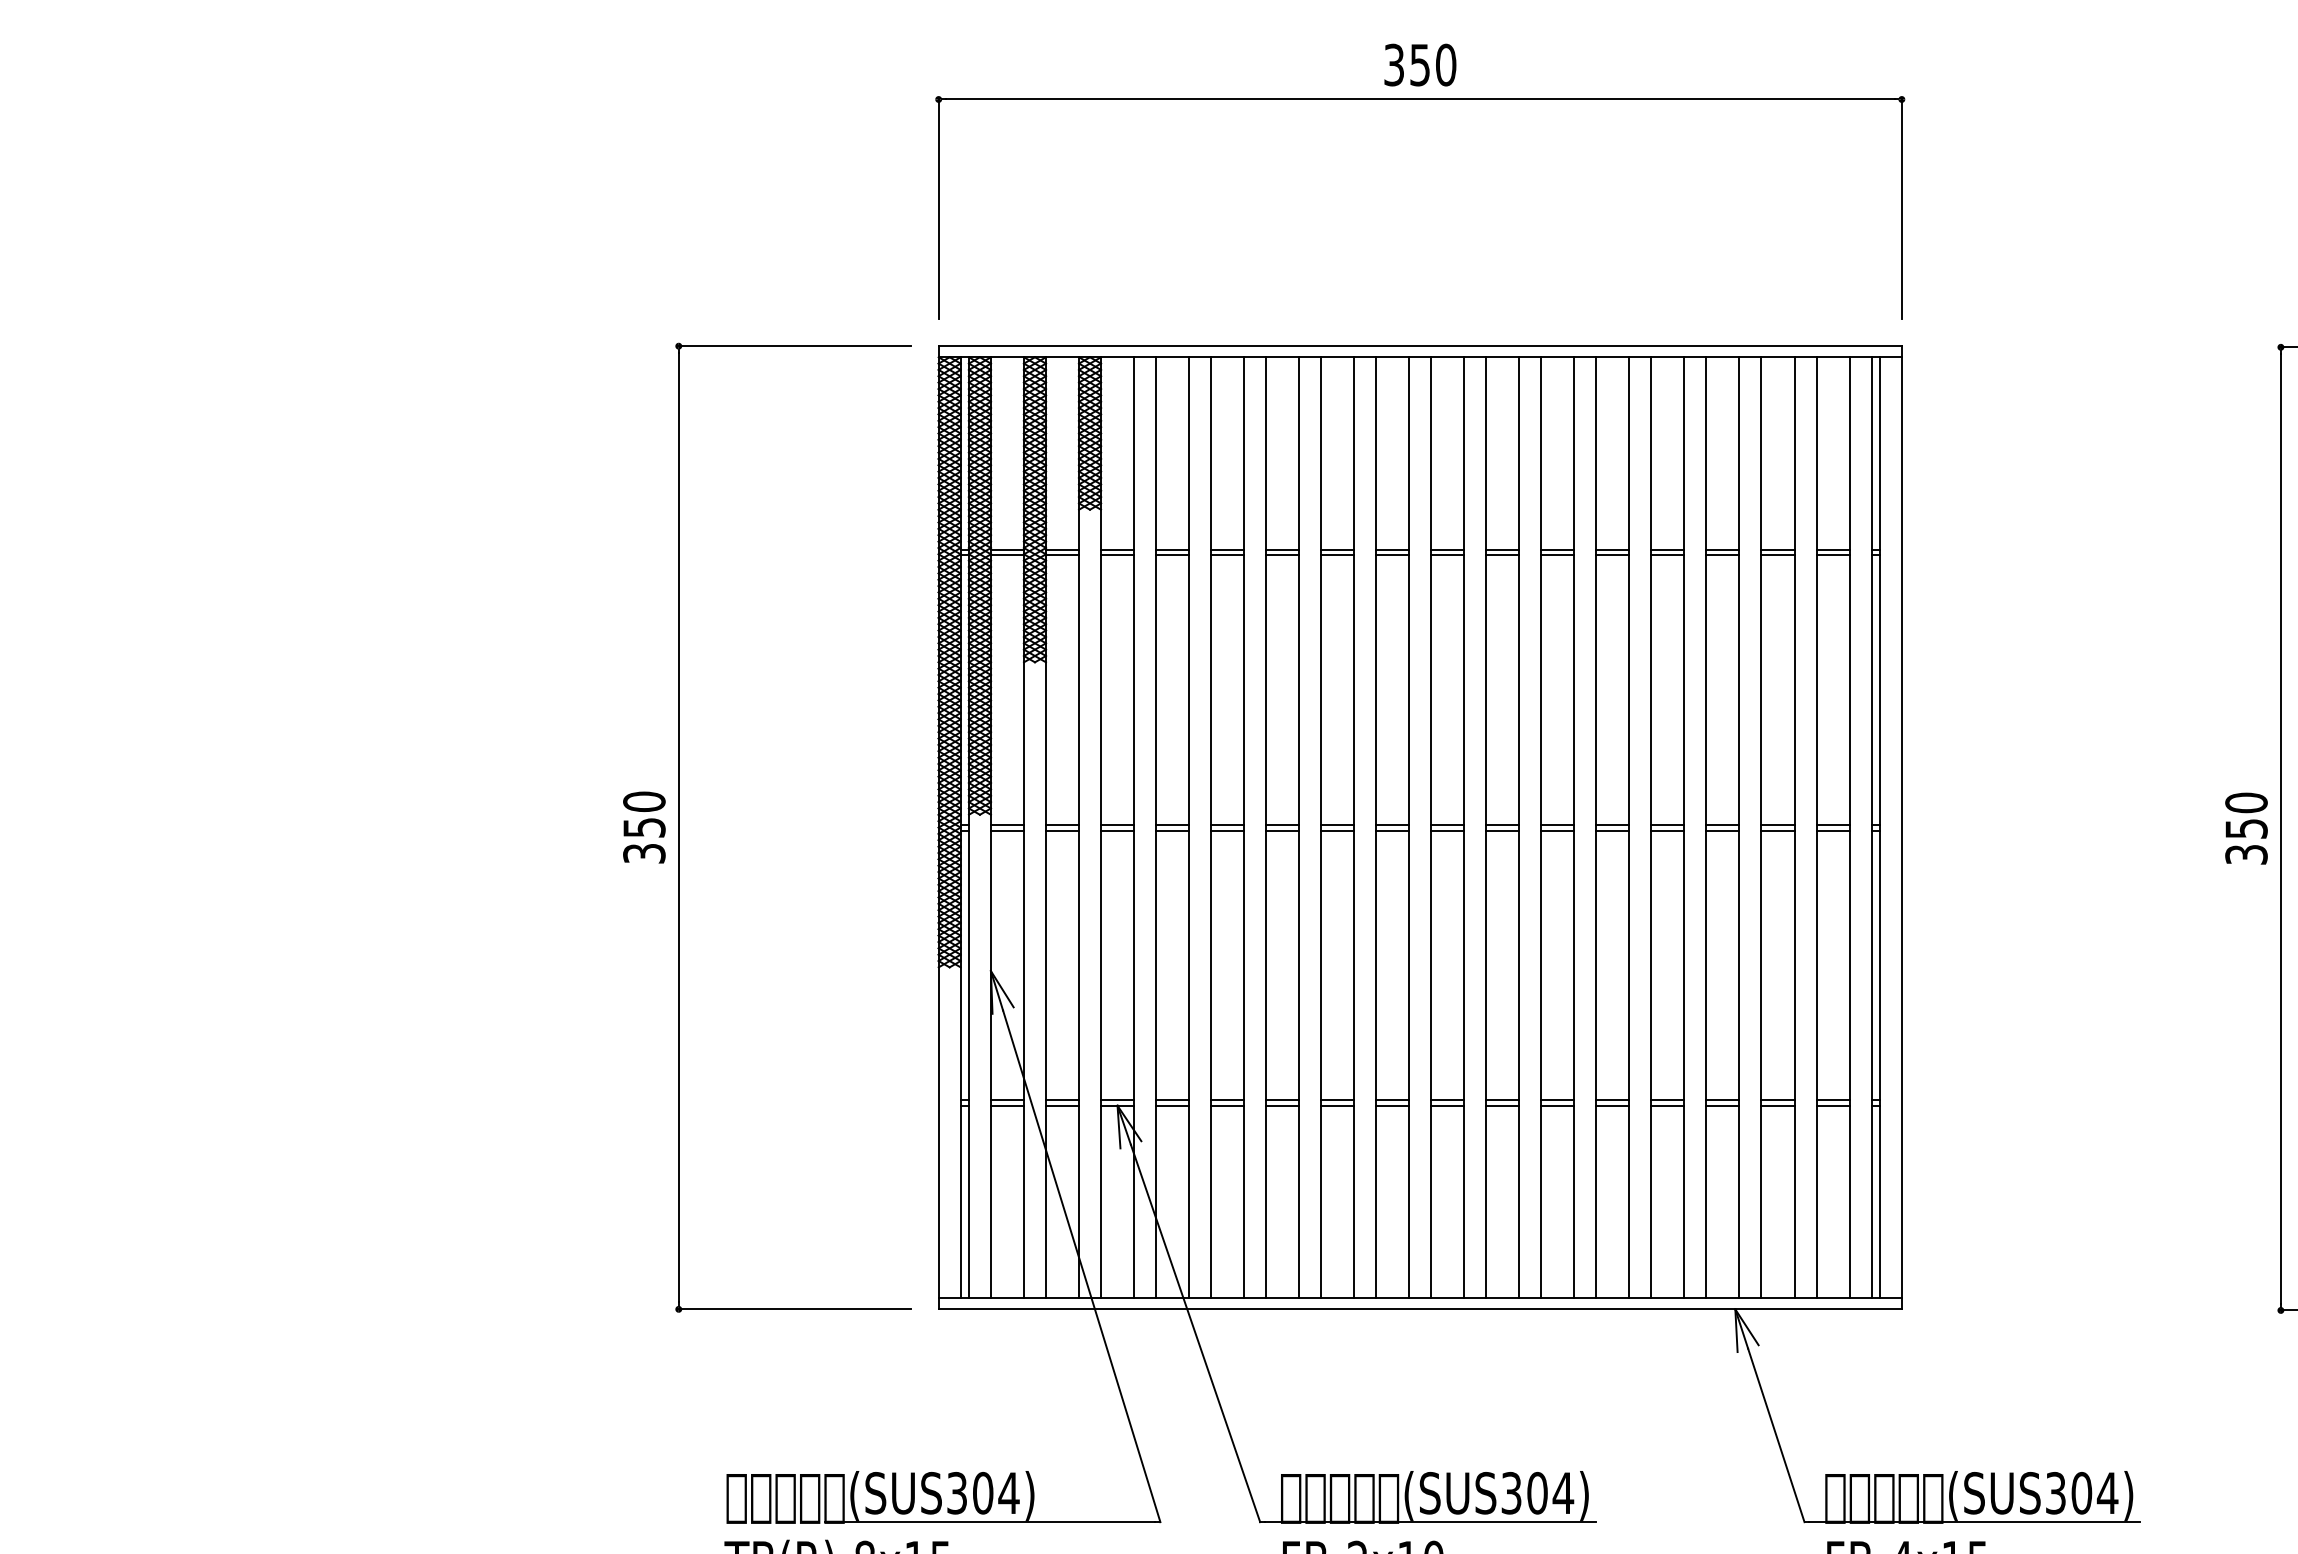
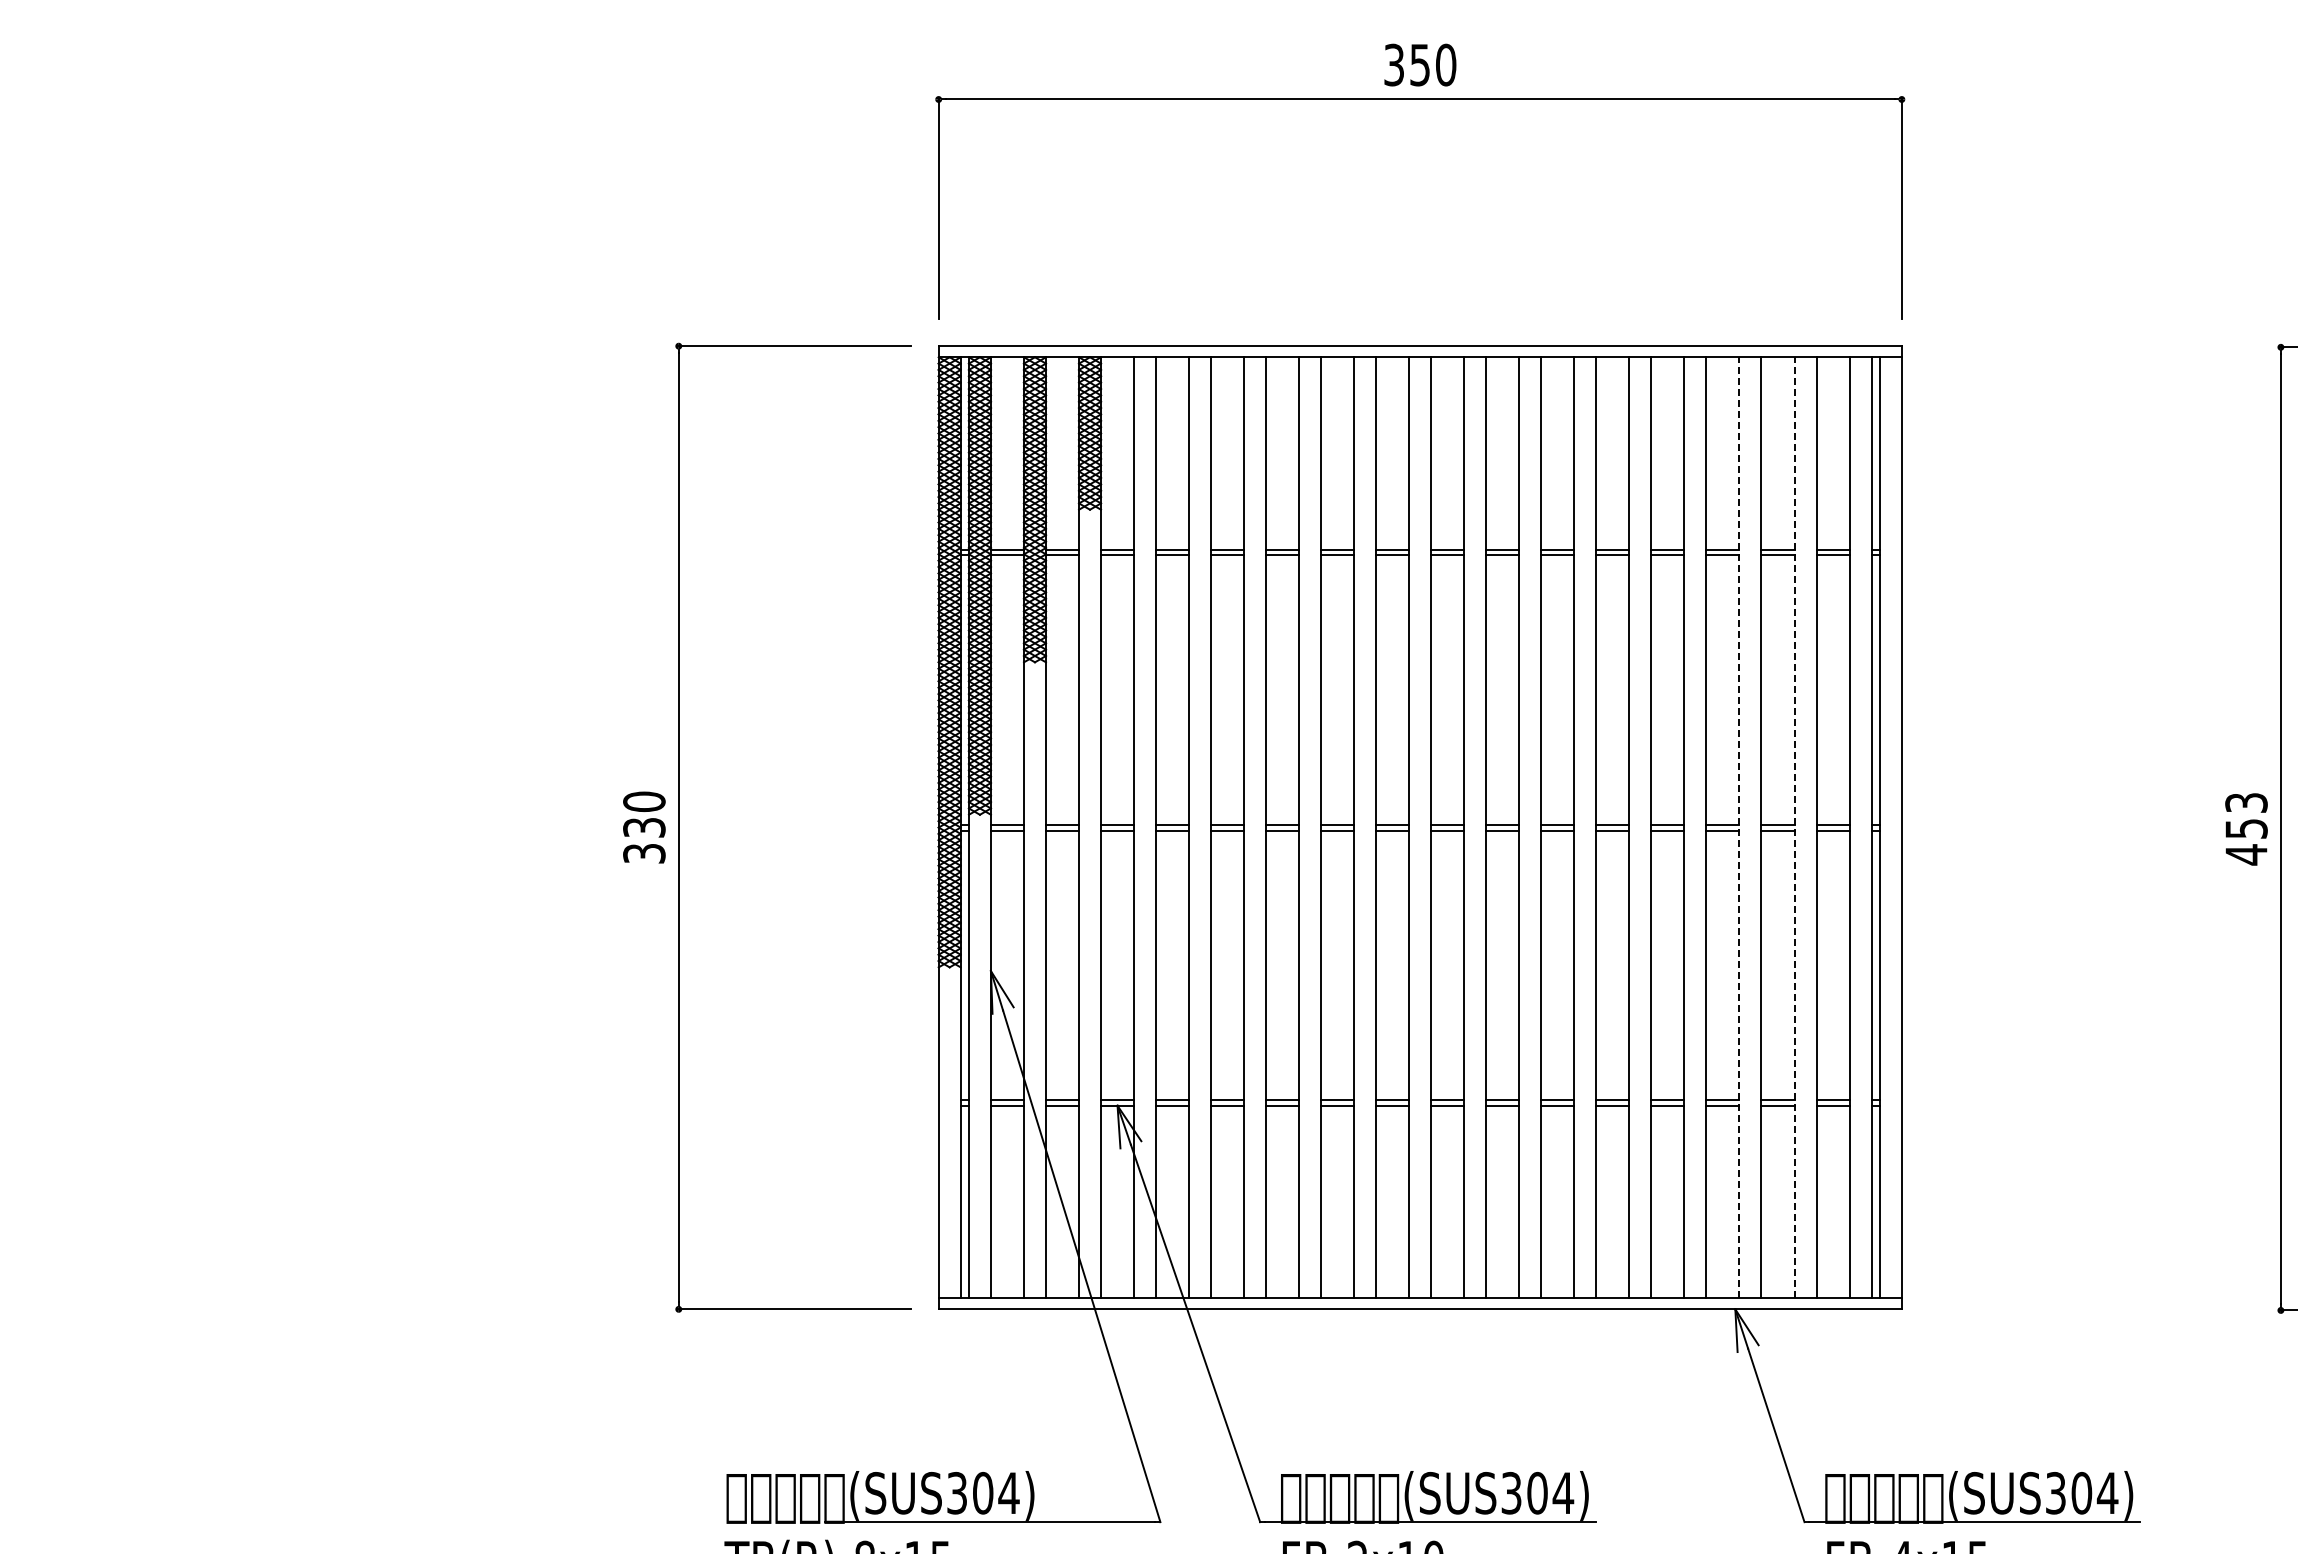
text: 350 -> 330 (643, 827)
line: solid -> dashed (1739, 827)
line: solid -> dashed (1794, 827)
text: 350 -> 453 (2246, 828)
